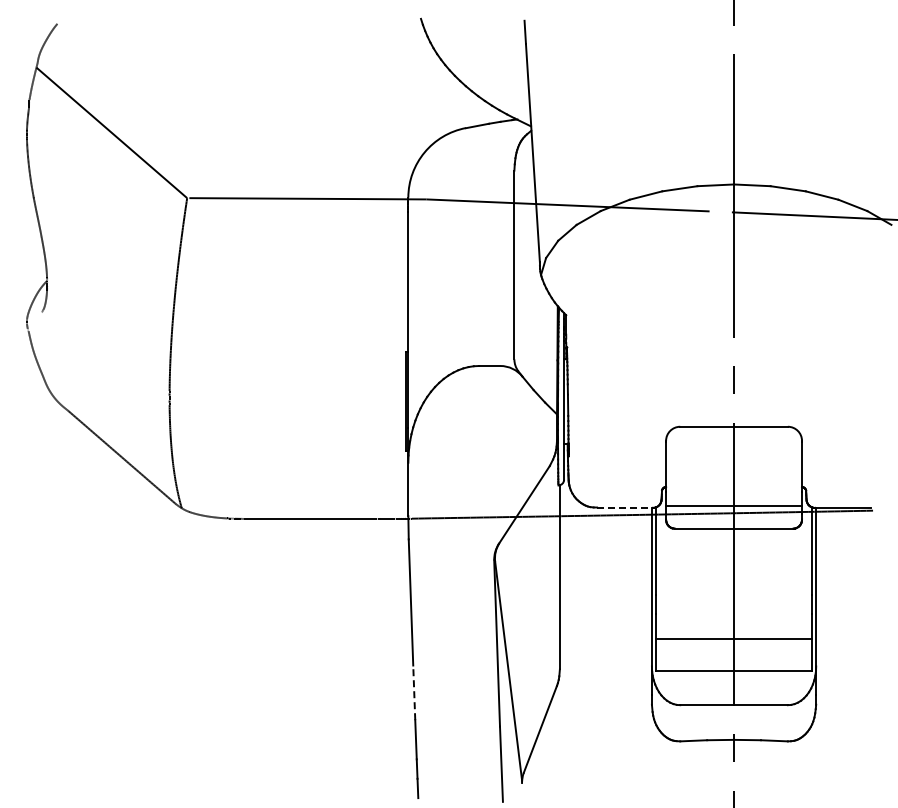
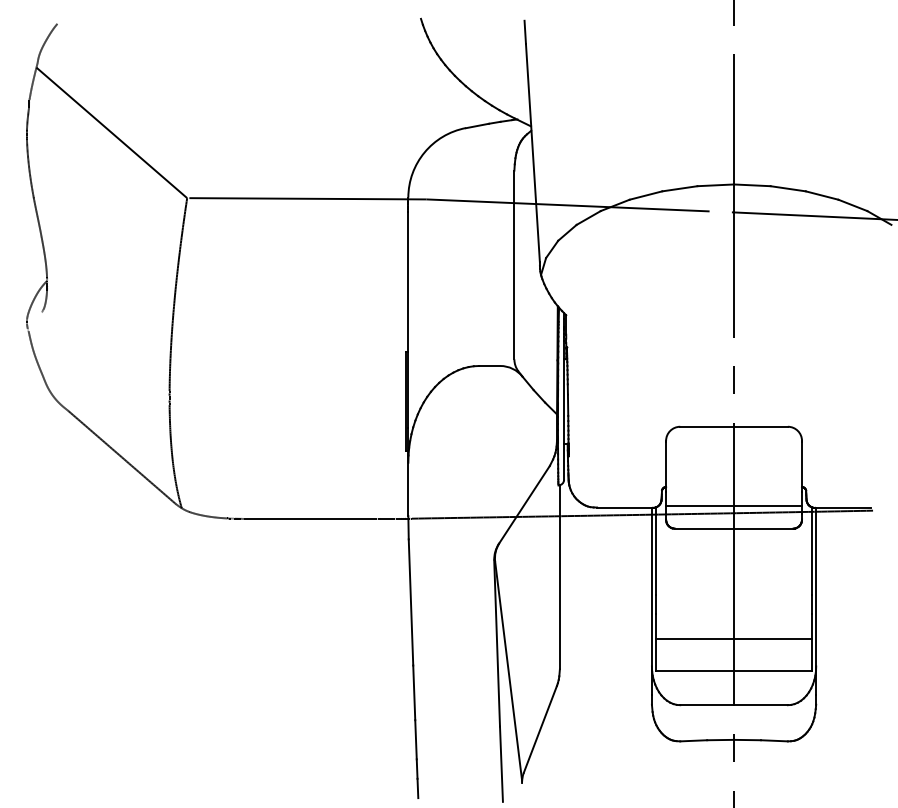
line: dashed -> solid (625, 507)
line: dashed -> solid (414, 692)
